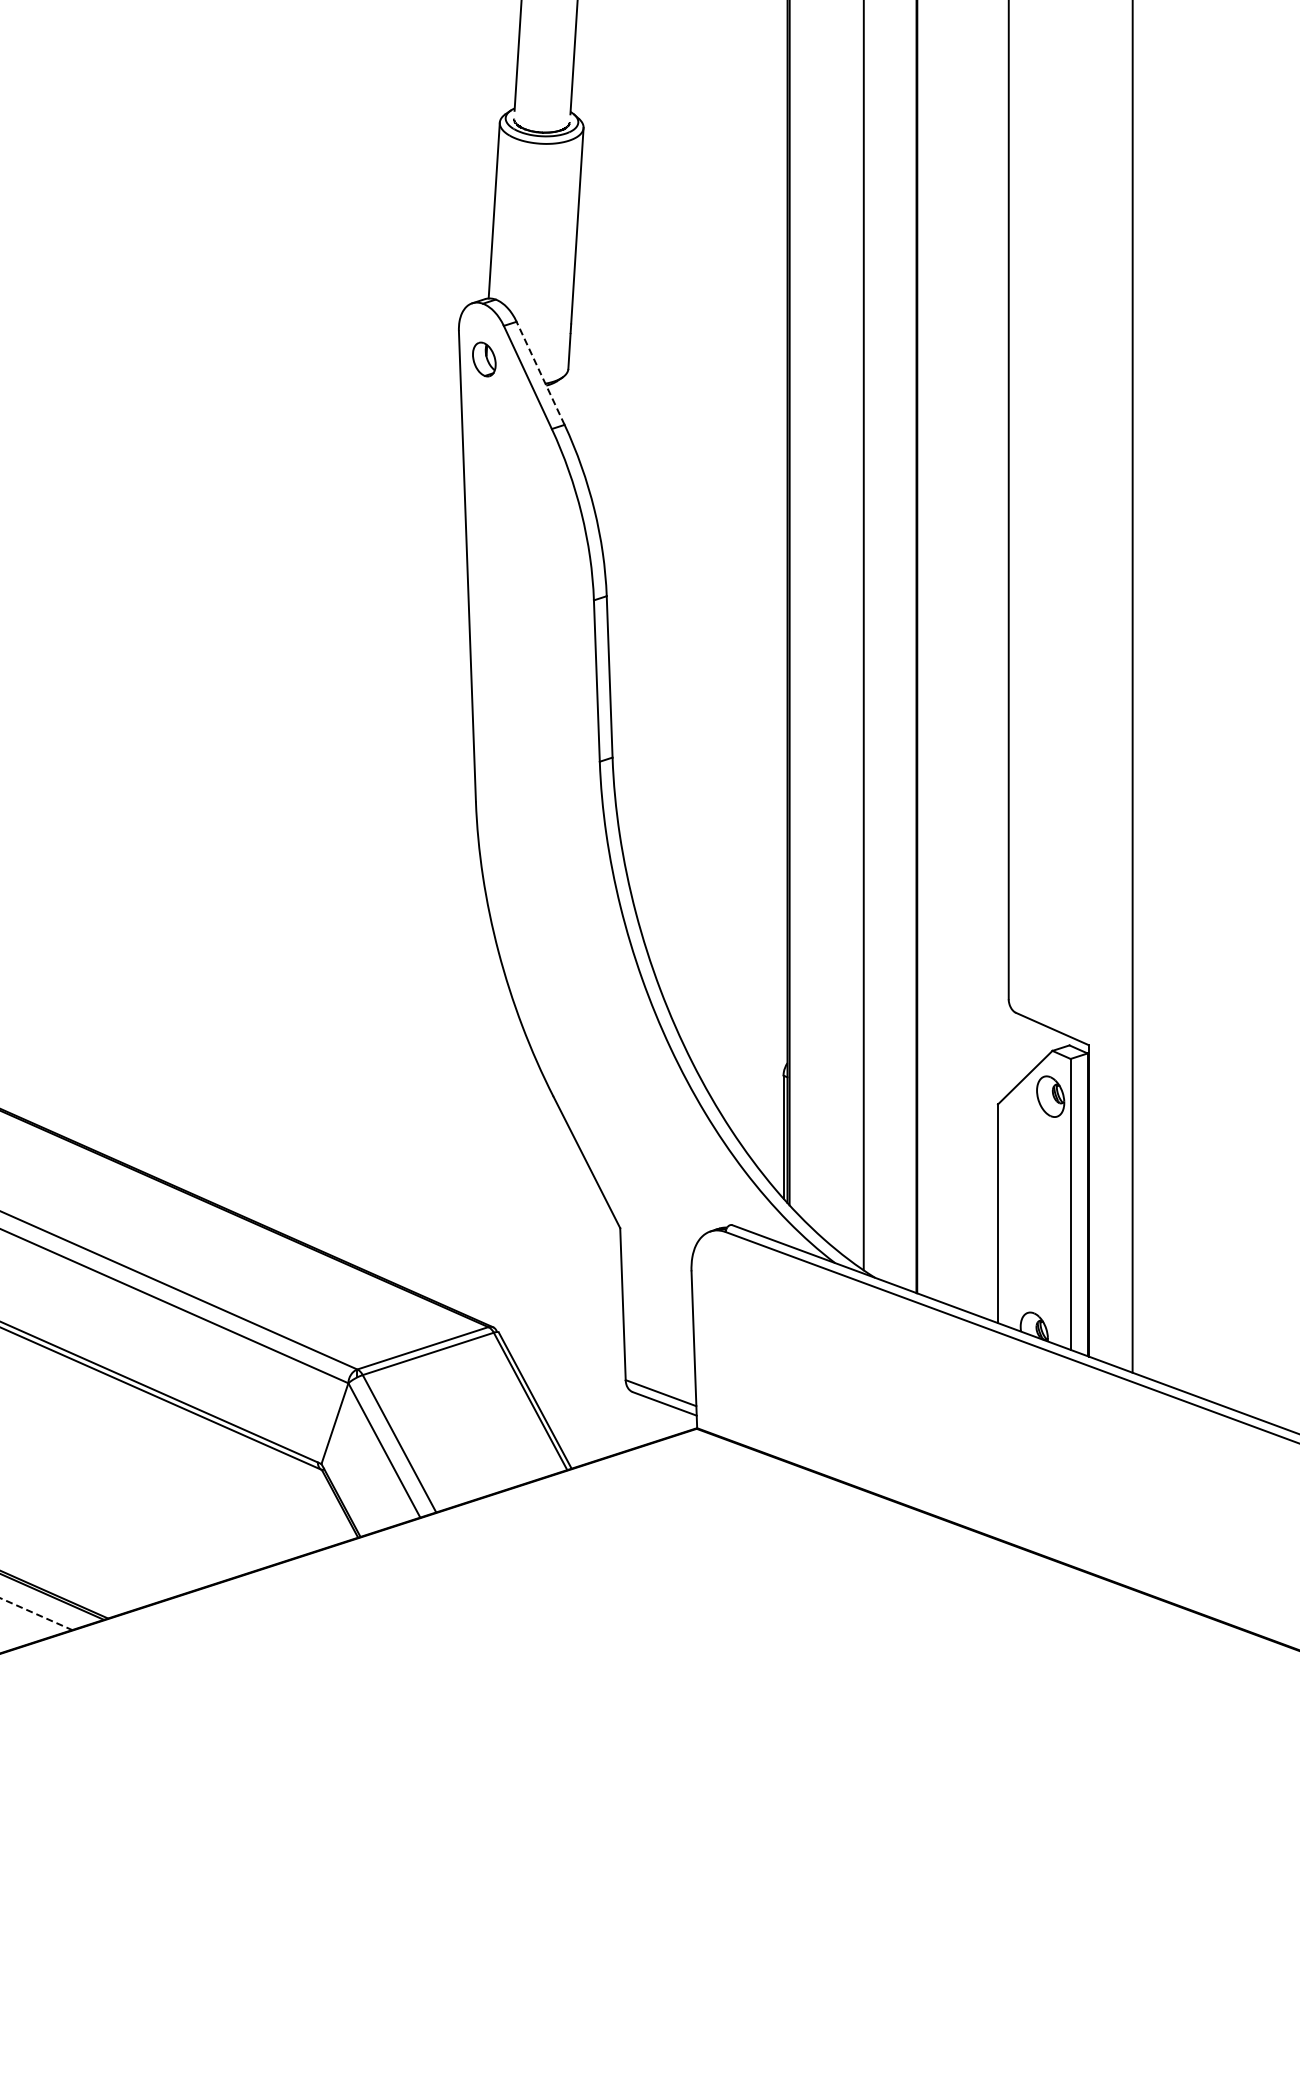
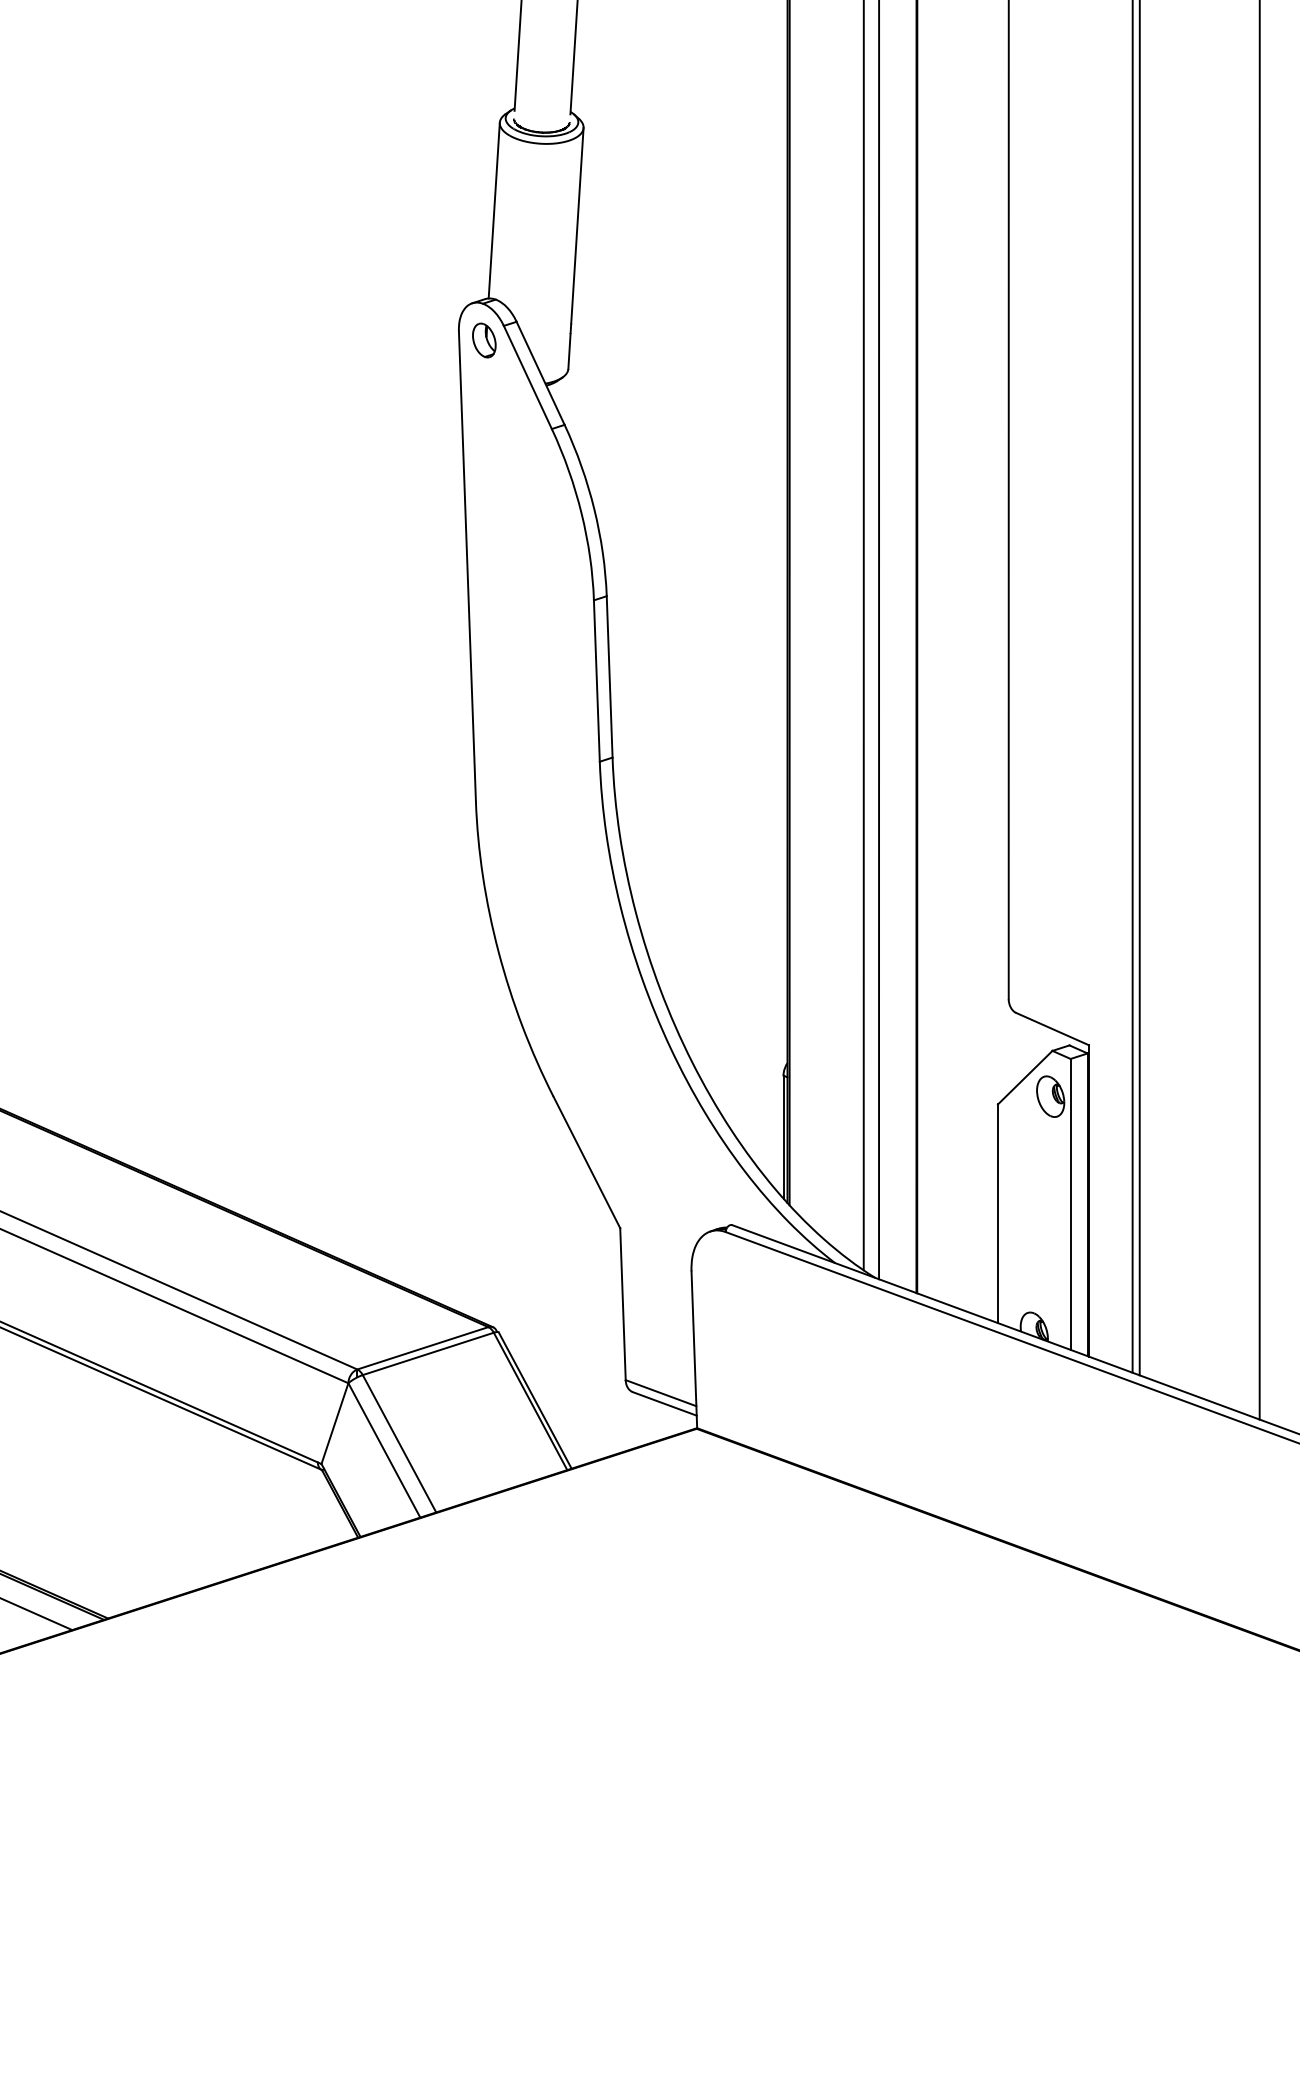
part position: (484, 359) -> (484, 340) (484, 340)
line: dashed -> solid (540, 373)
line: none -> present (879, 640)
line: none -> present (1139, 688)
line: none -> present (1259, 710)
line: dashed -> solid (36, 1614)
